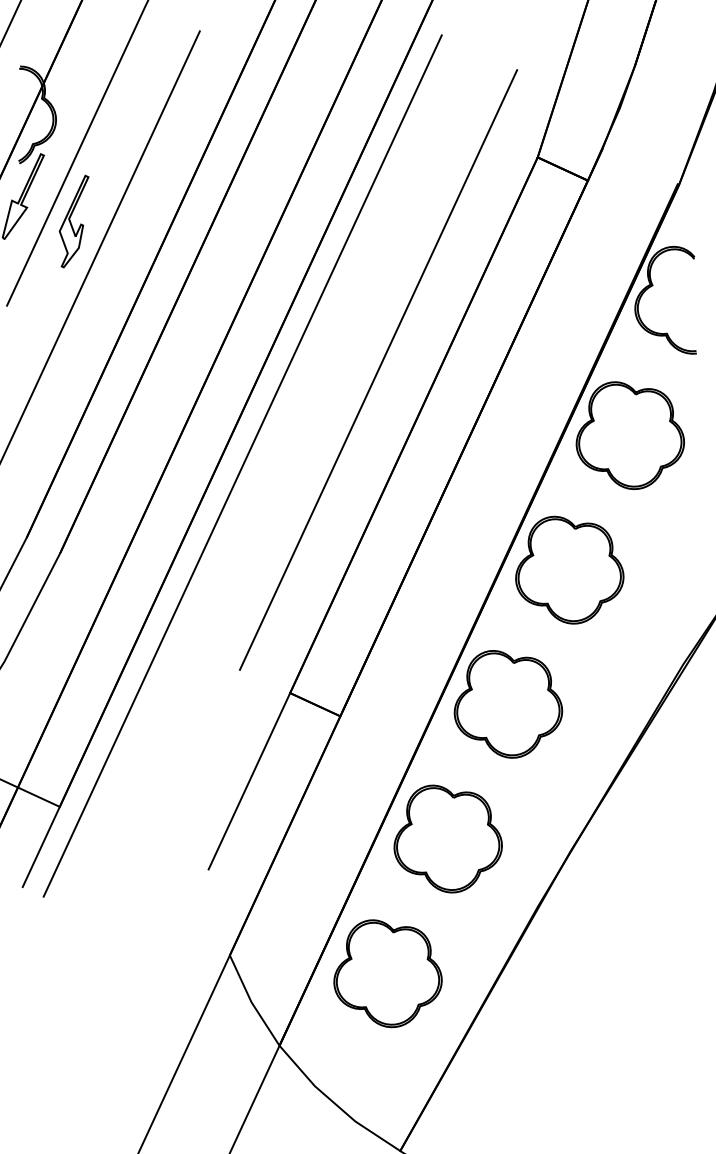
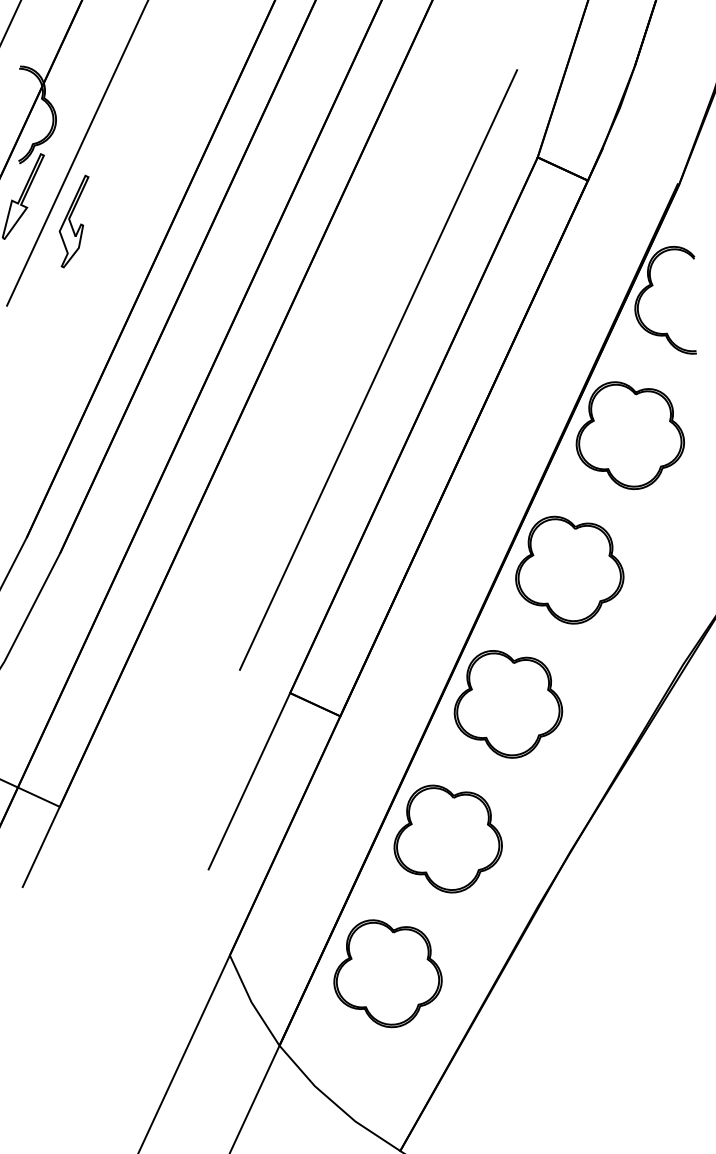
line: present -> none (100, 245)
line: present -> none (242, 465)
